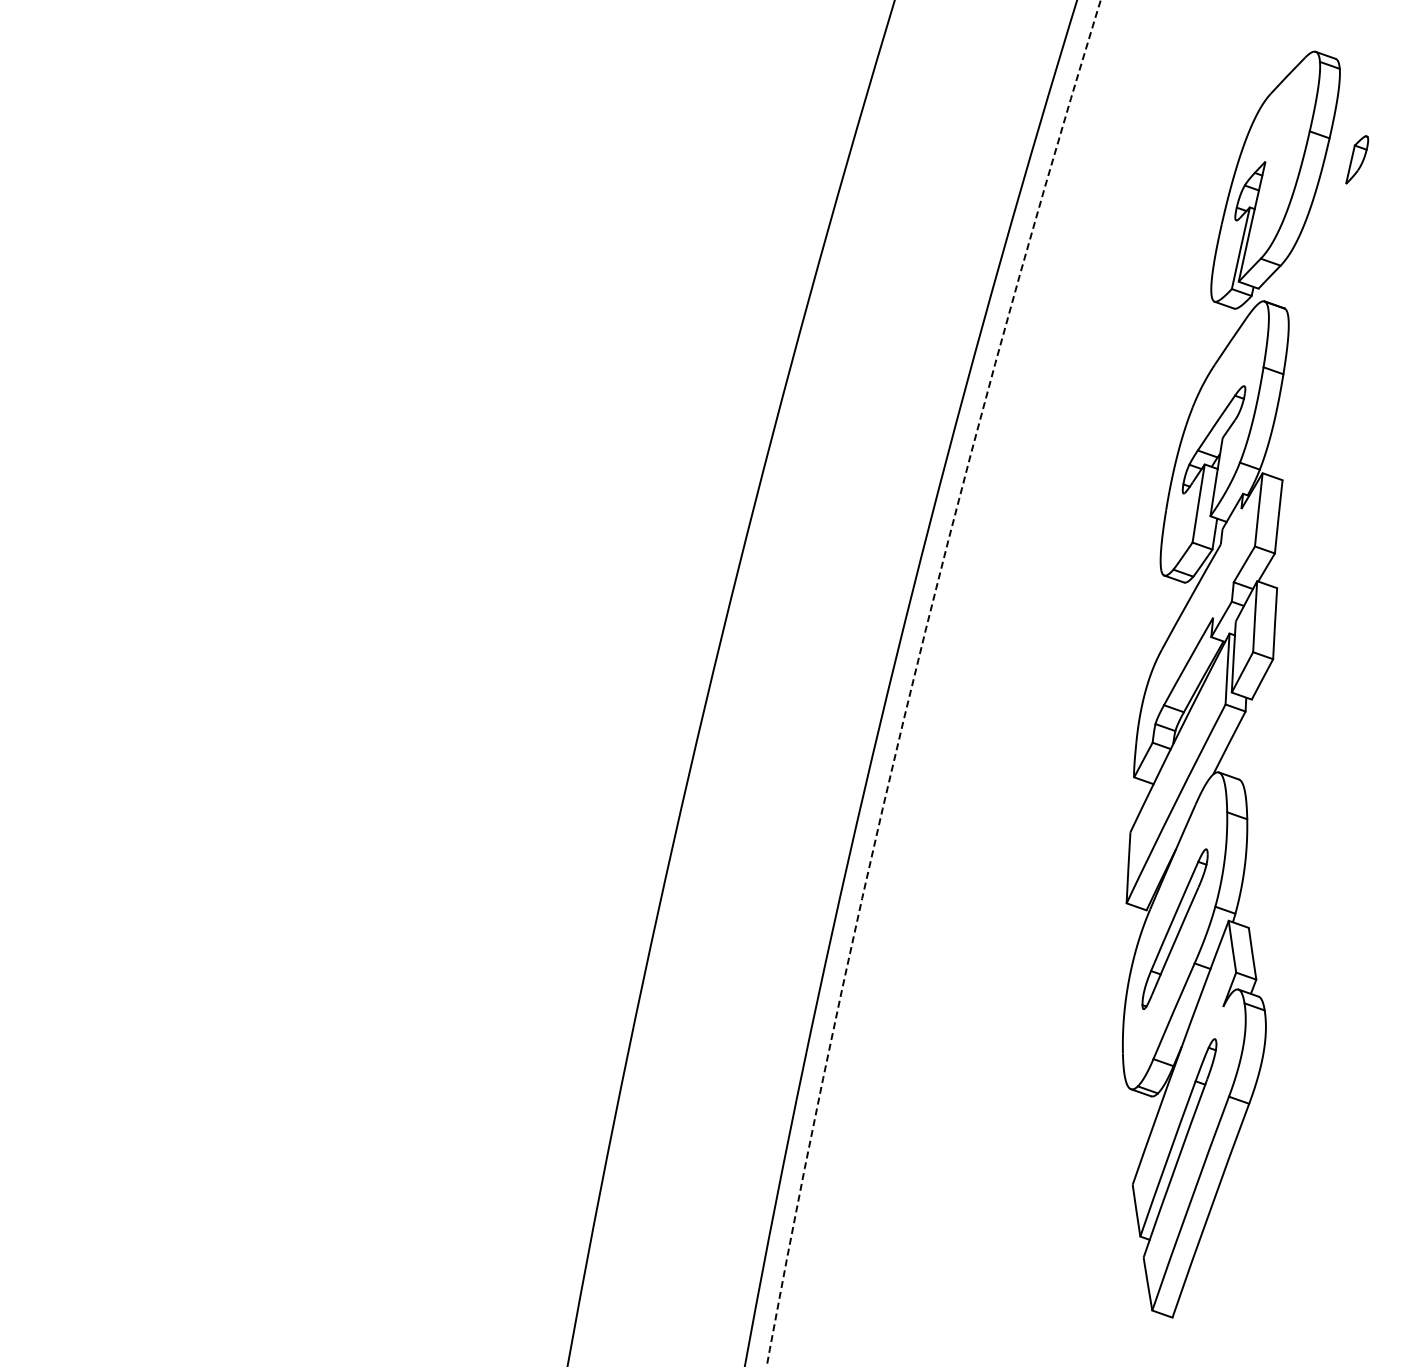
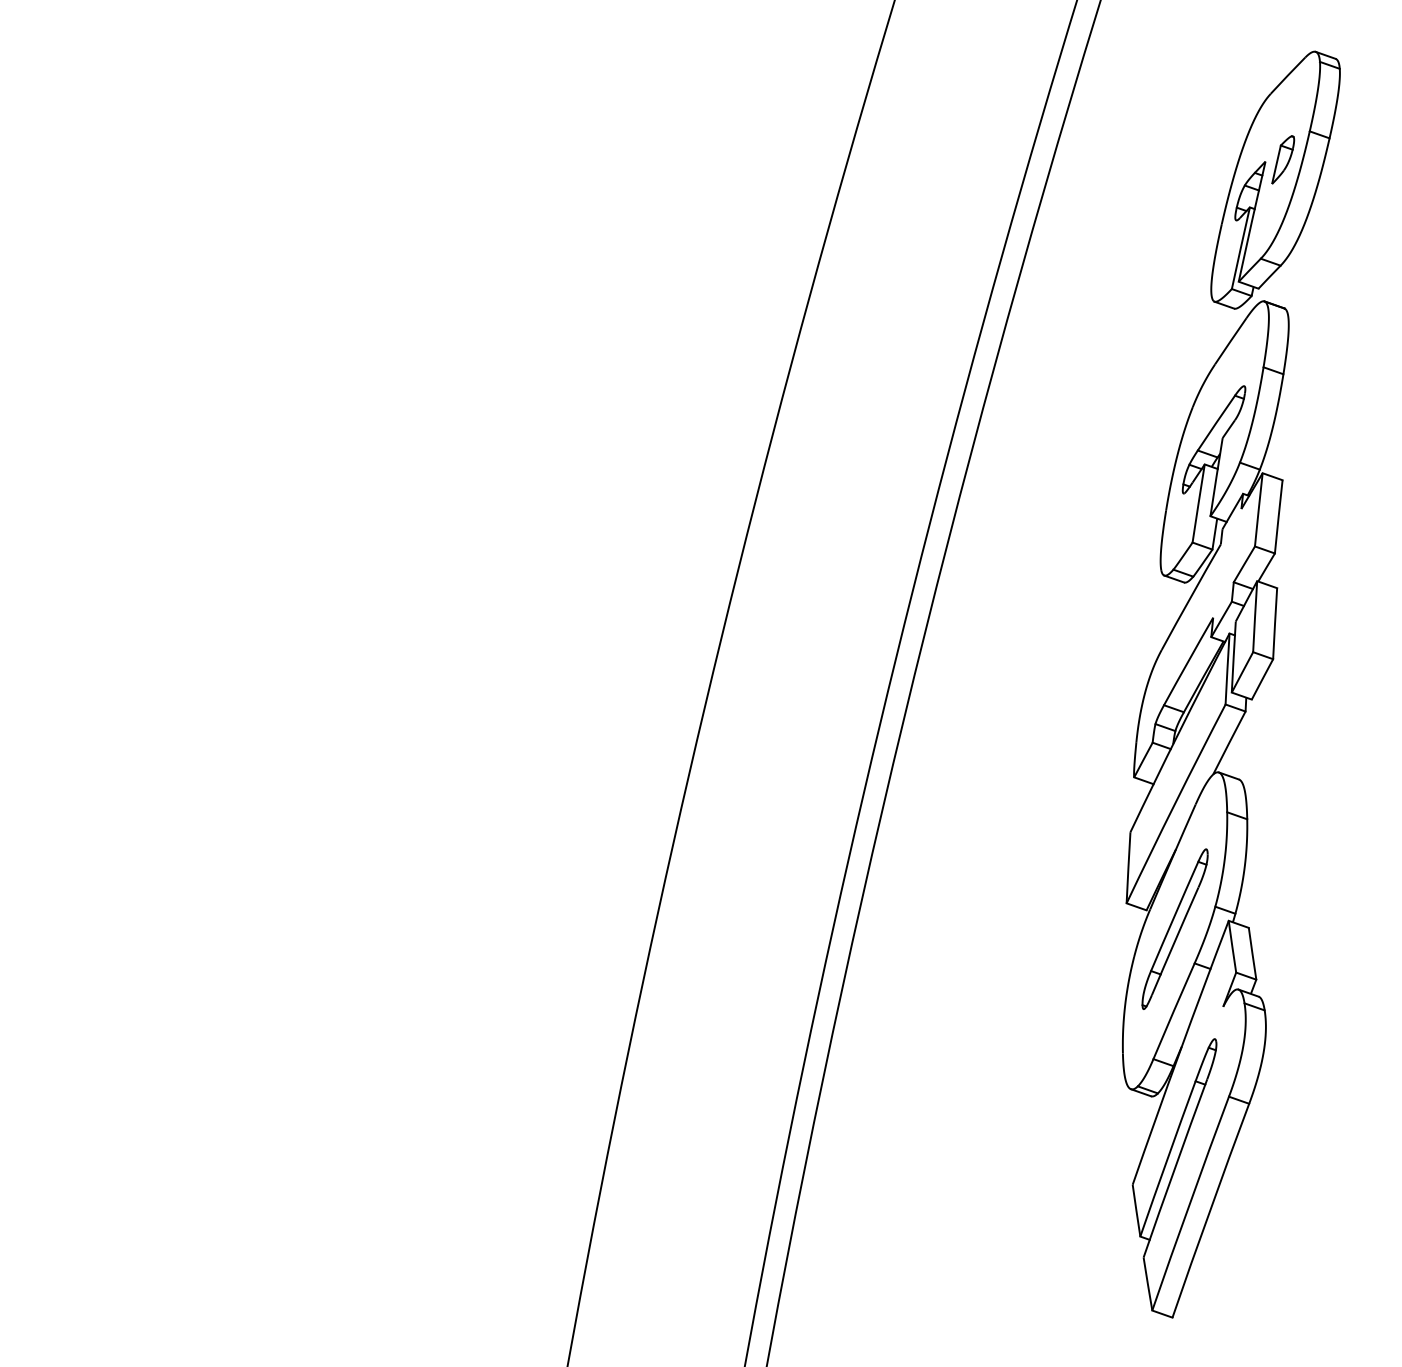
part position: (1357, 159) -> (1283, 159) (1283, 159)
arc: dashed -> solid (913, 679)
